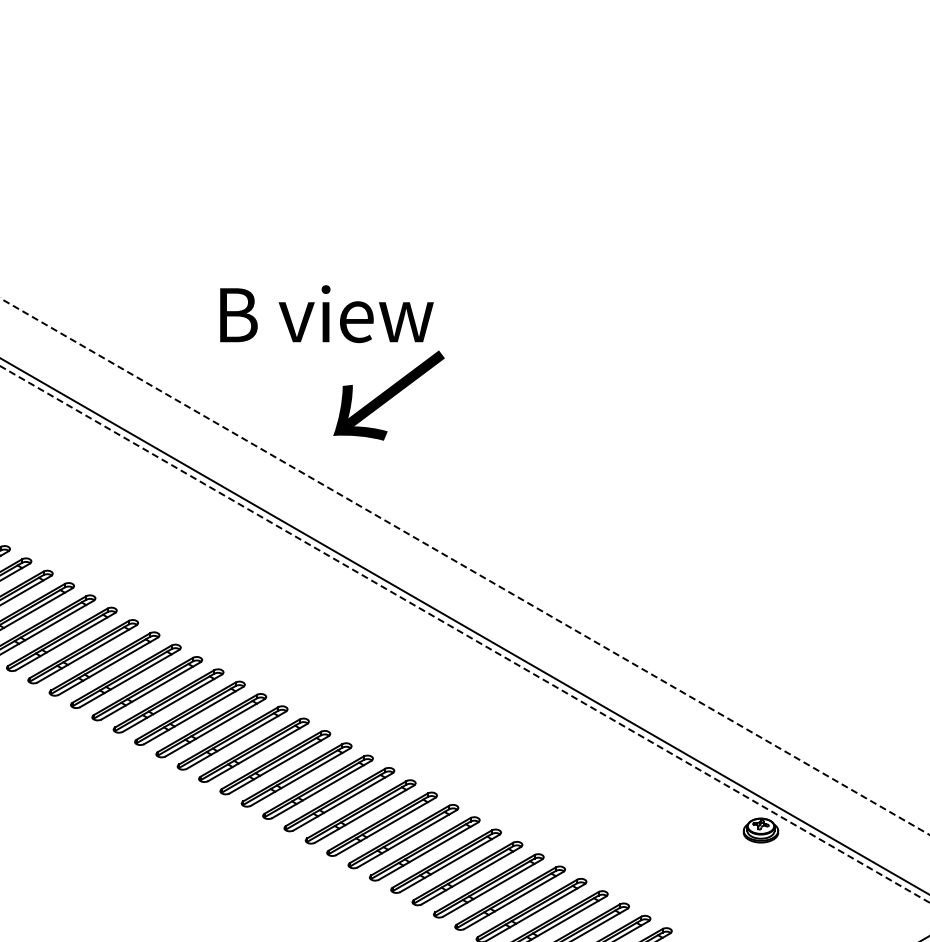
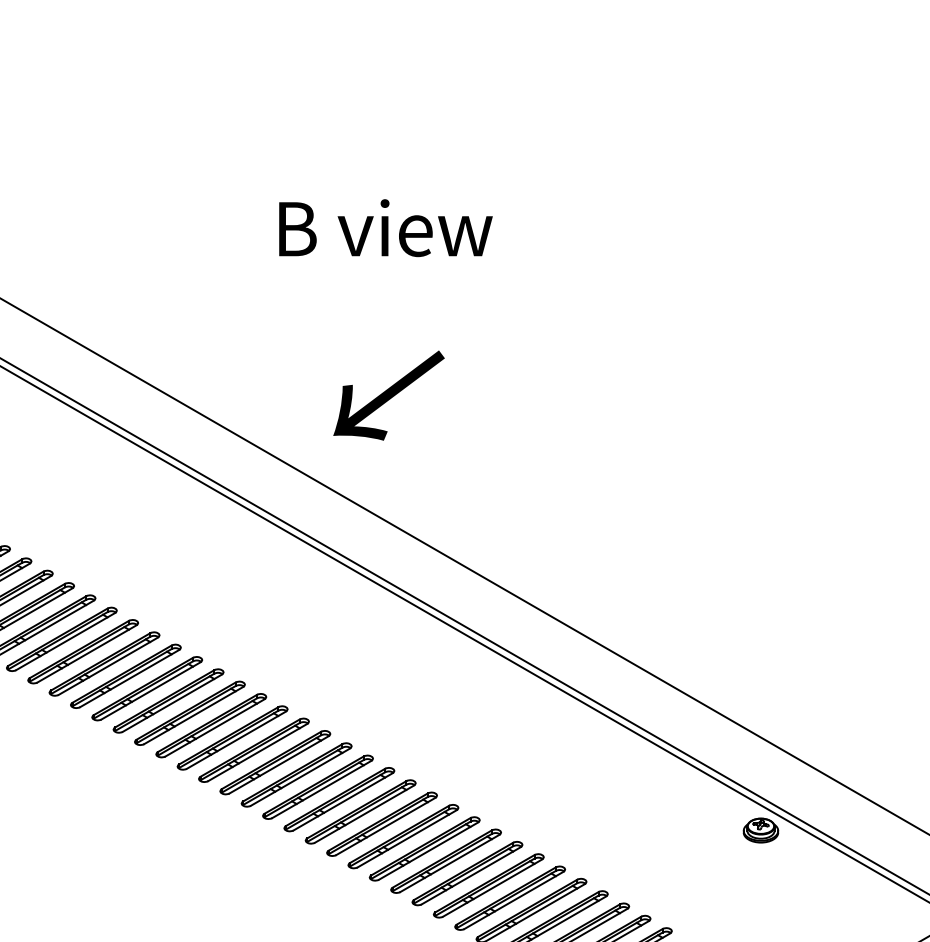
text position: (326, 314) -> (385, 228) (385, 228)
line: dashed -> solid (465, 567)
line: dashed -> solid (464, 634)
